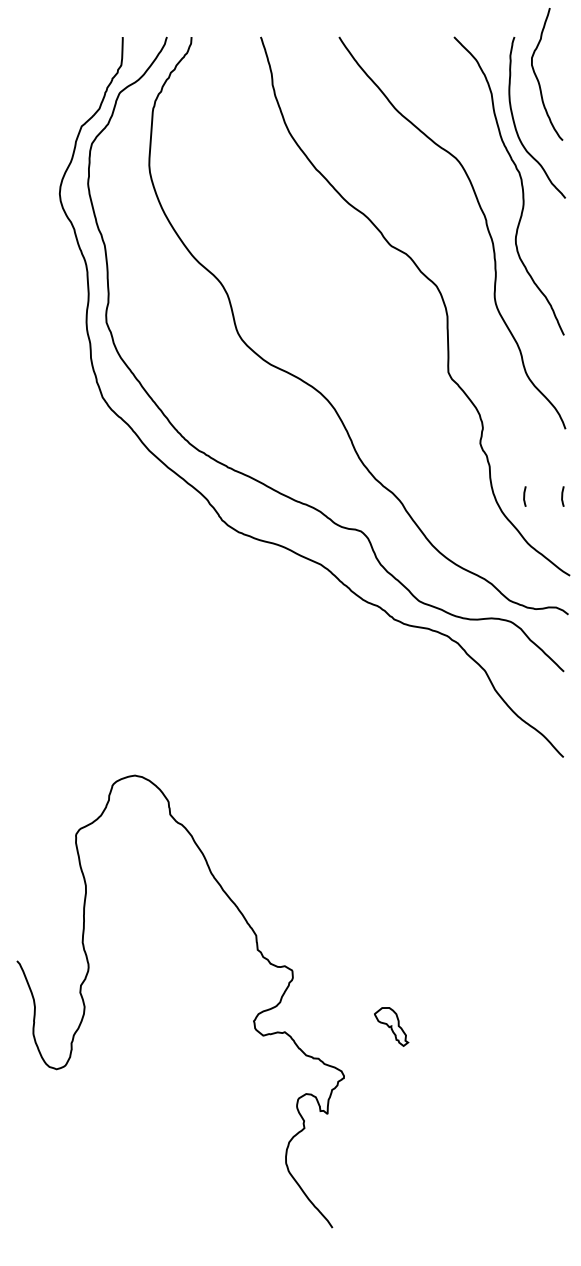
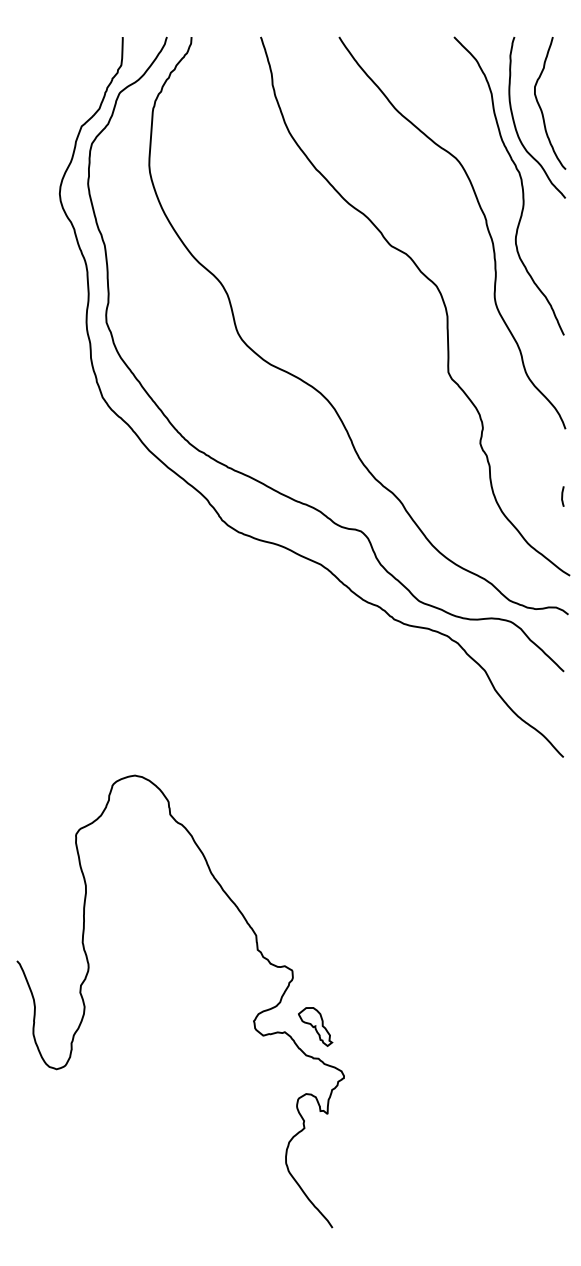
curve position: (538, 78) -> (541, 107) (541, 107)
line: present -> none (524, 496)
part position: (391, 1026) -> (315, 1026) (315, 1026)
